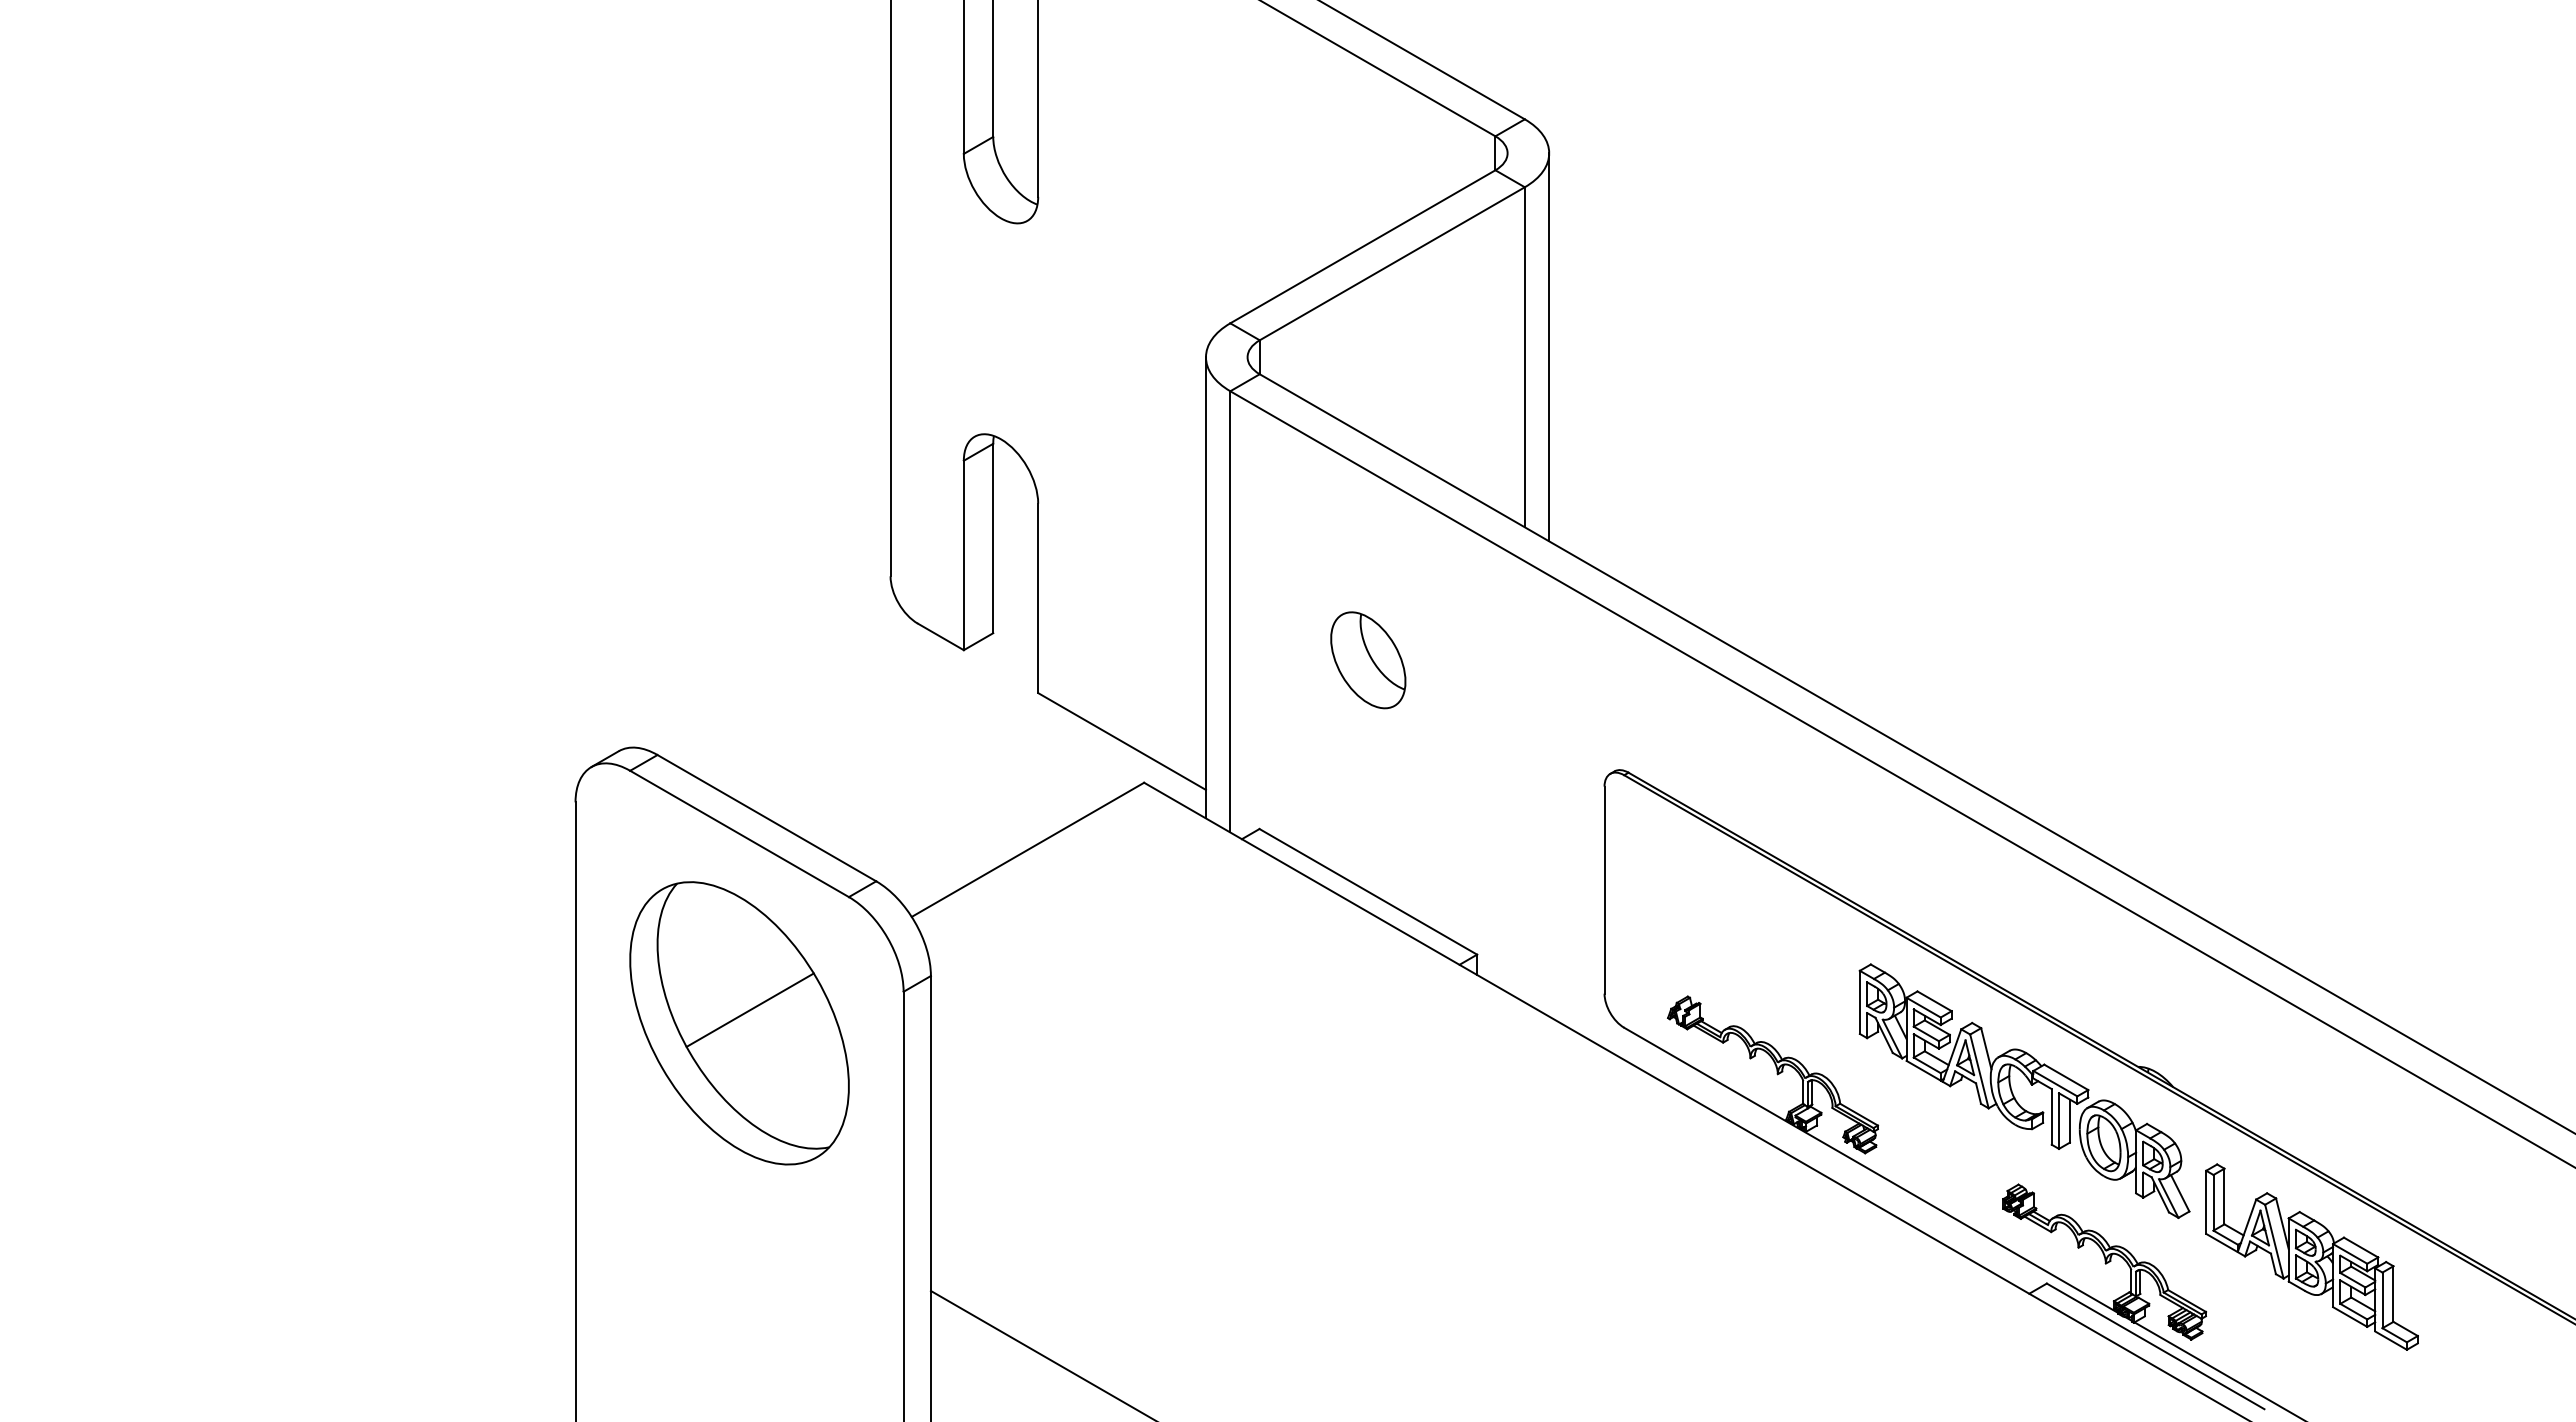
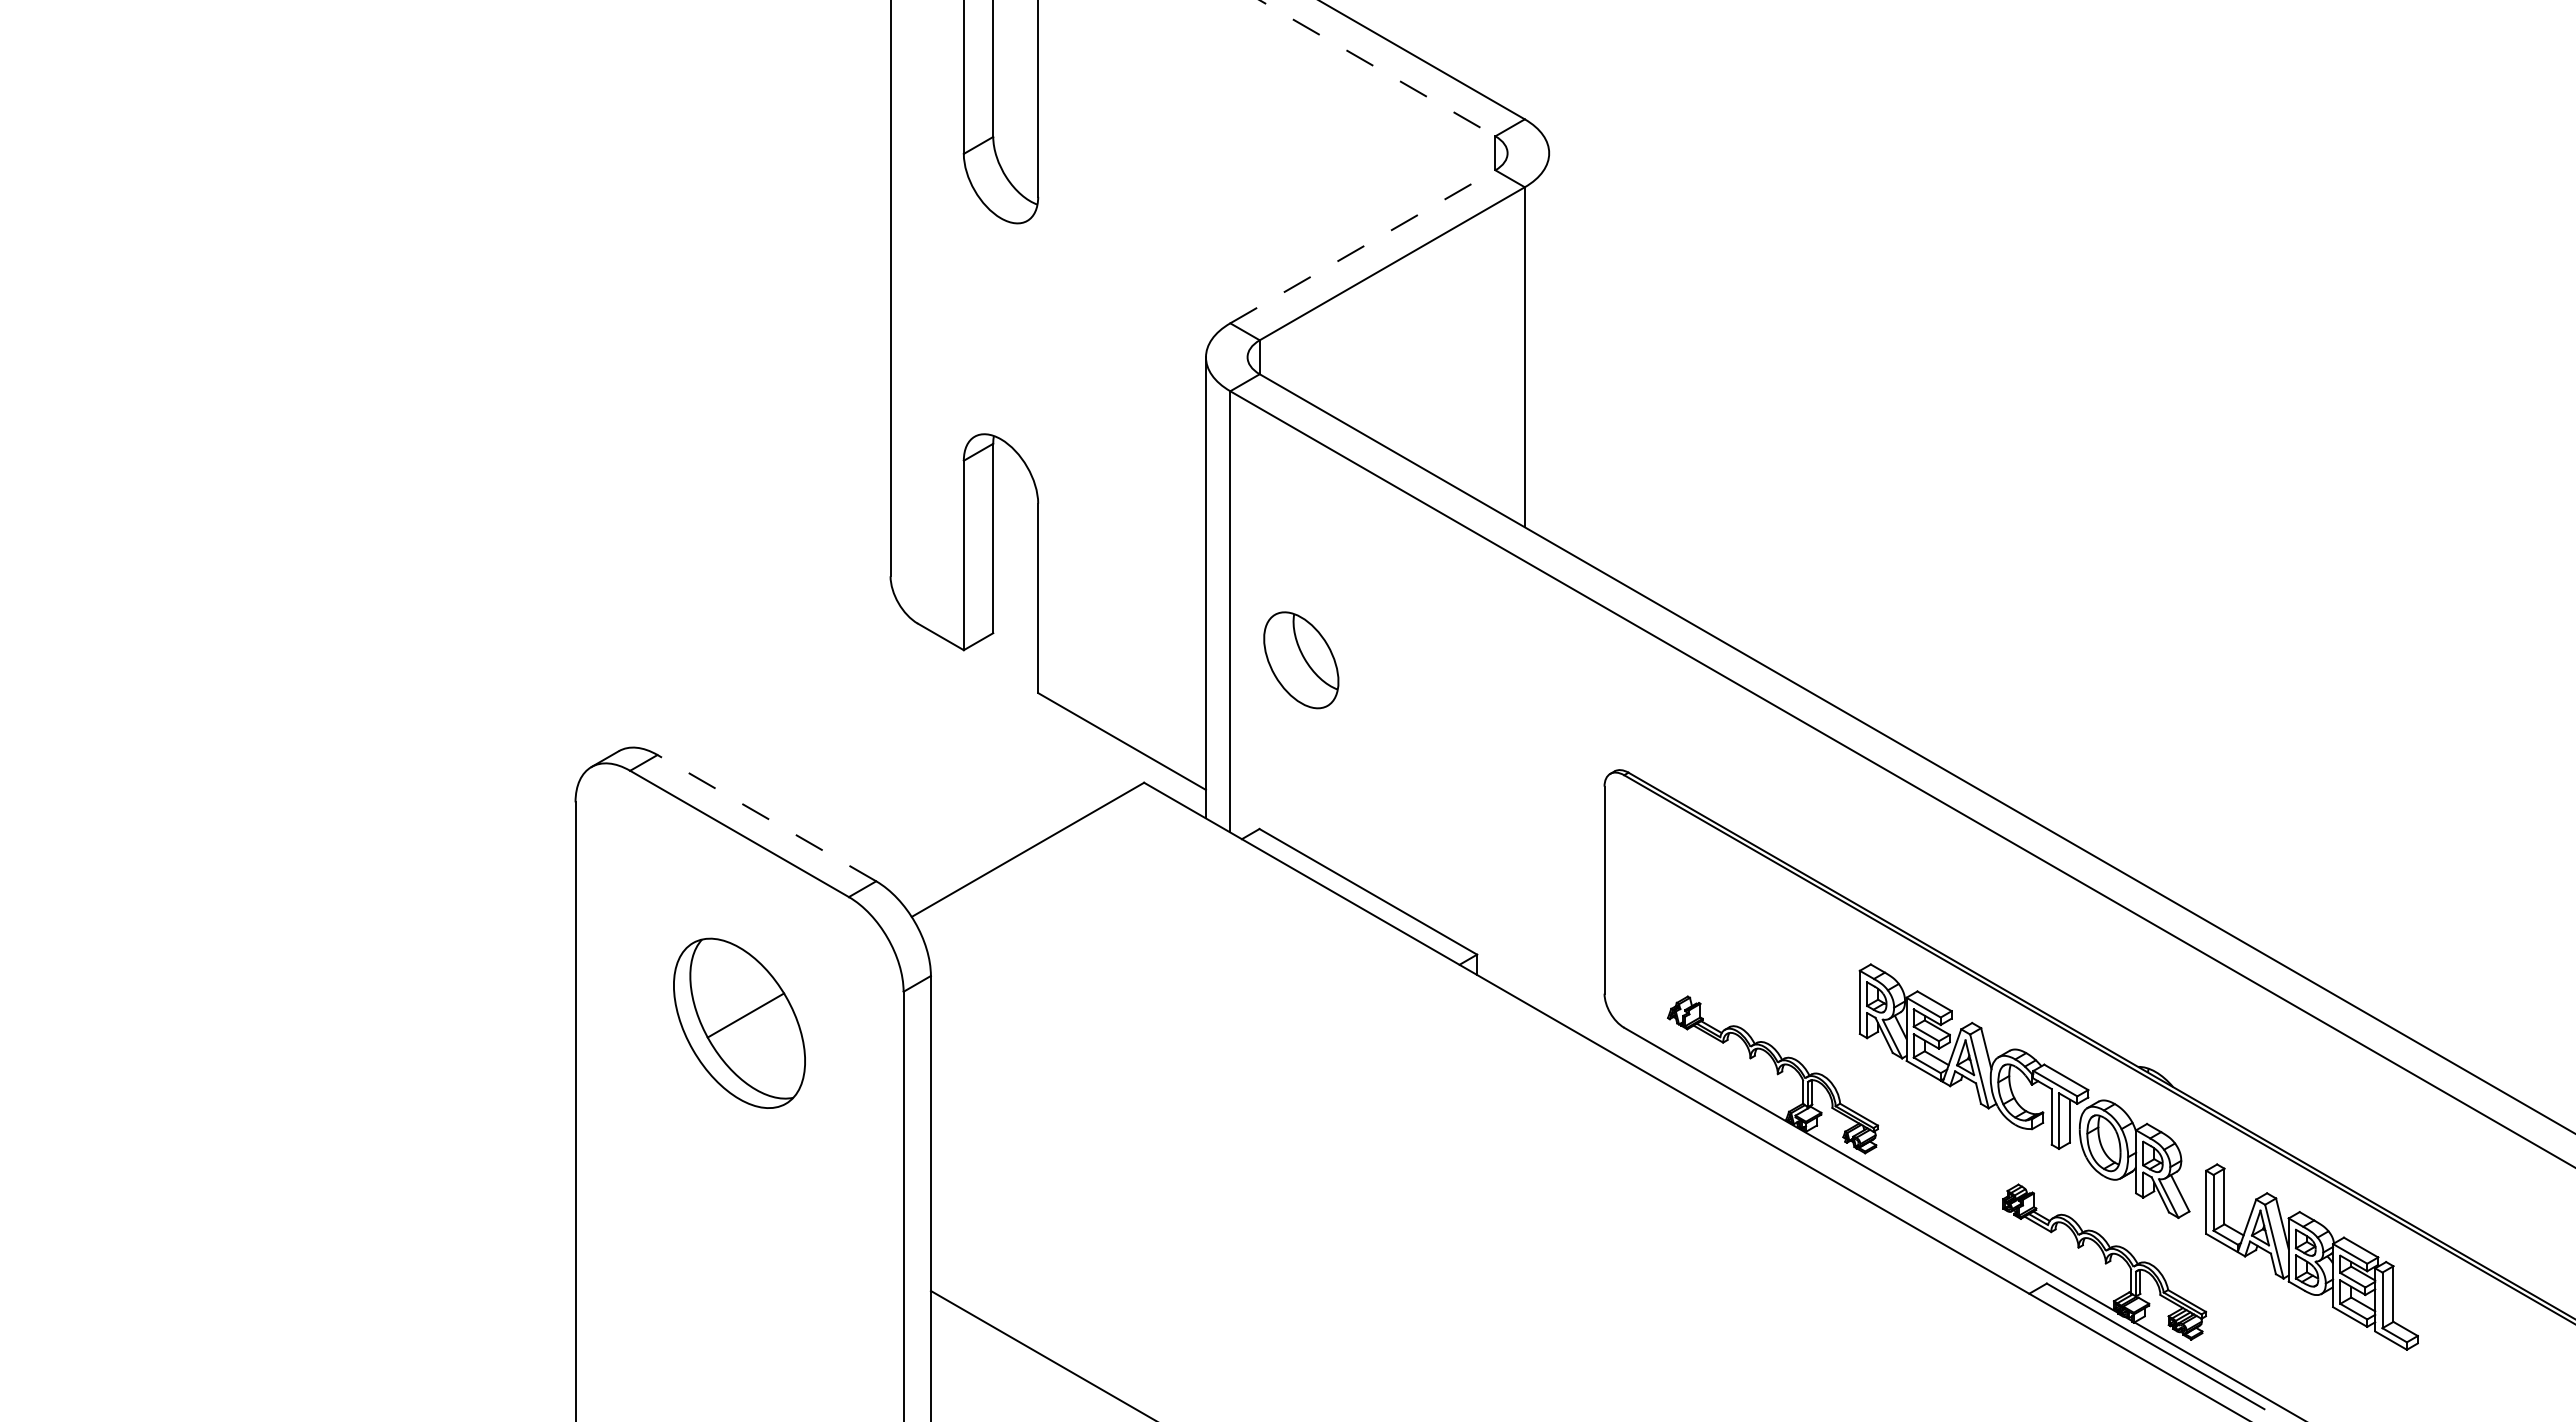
line: solid -> dashed (1377, 68)
line: solid -> dashed (1363, 246)
line: present -> none (1549, 347)
part position: (1368, 660) -> (1301, 660) (1301, 660)
line: solid -> dashed (766, 817)
part size: 221x285 px -> 133x172 px (739, 1022)
